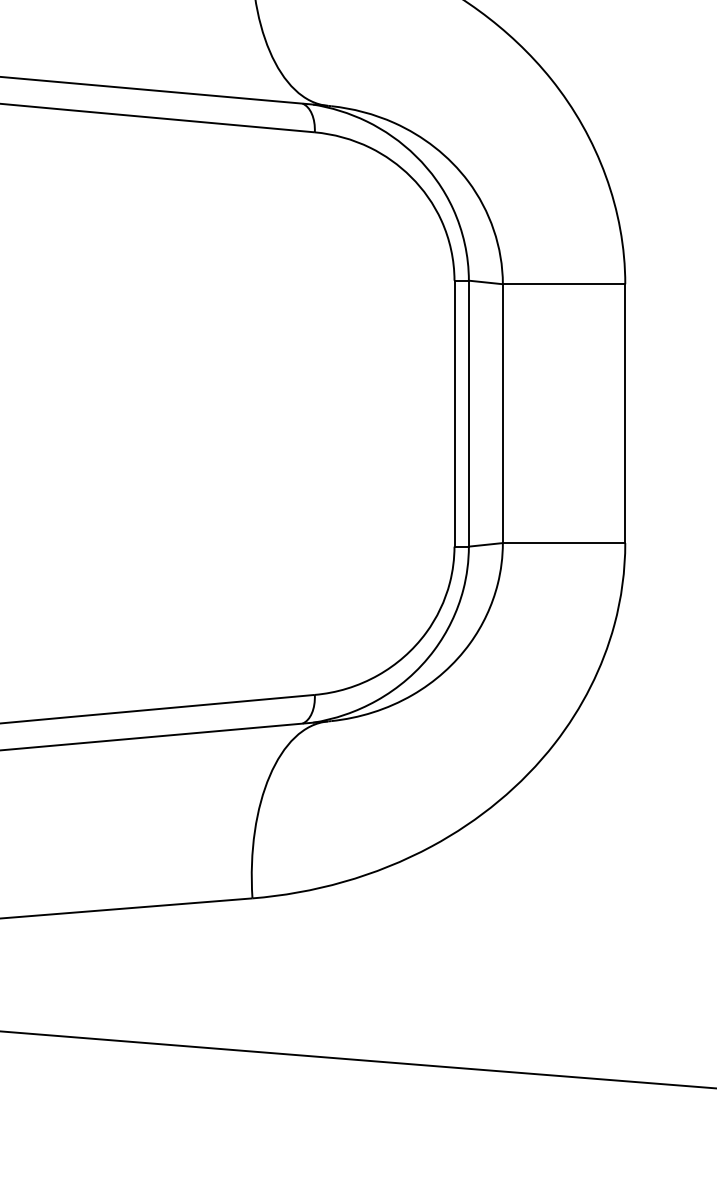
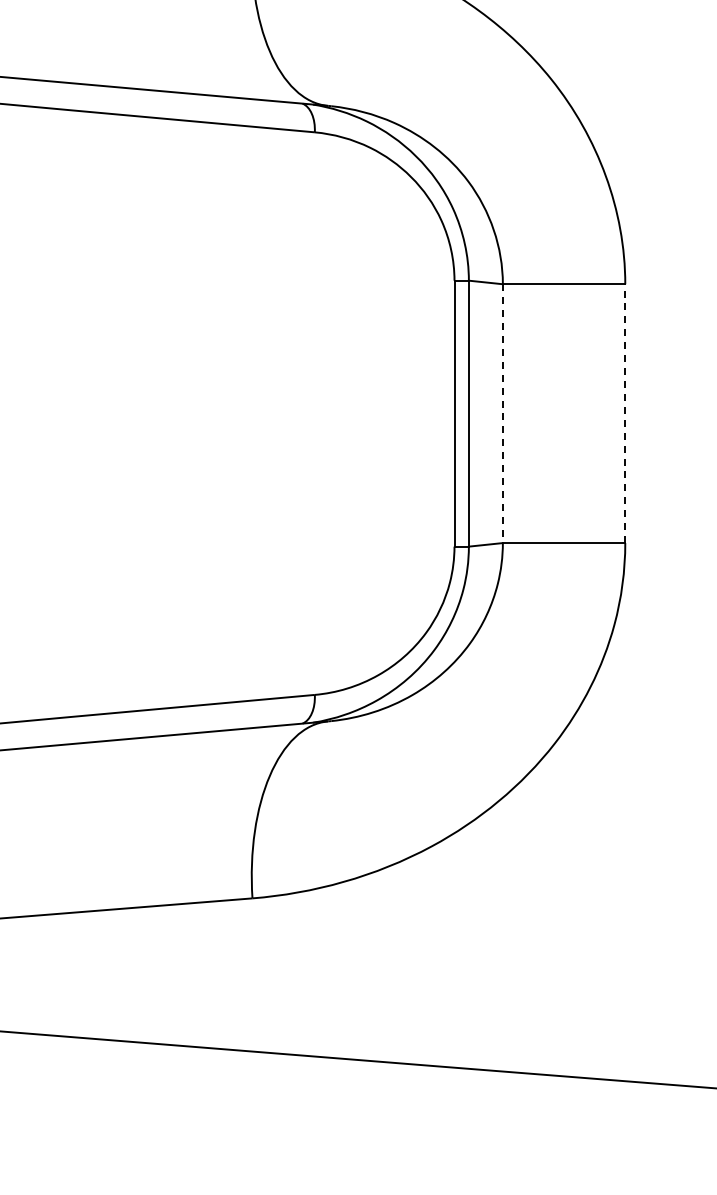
line: solid -> dashed (625, 413)
line: solid -> dashed (502, 414)
